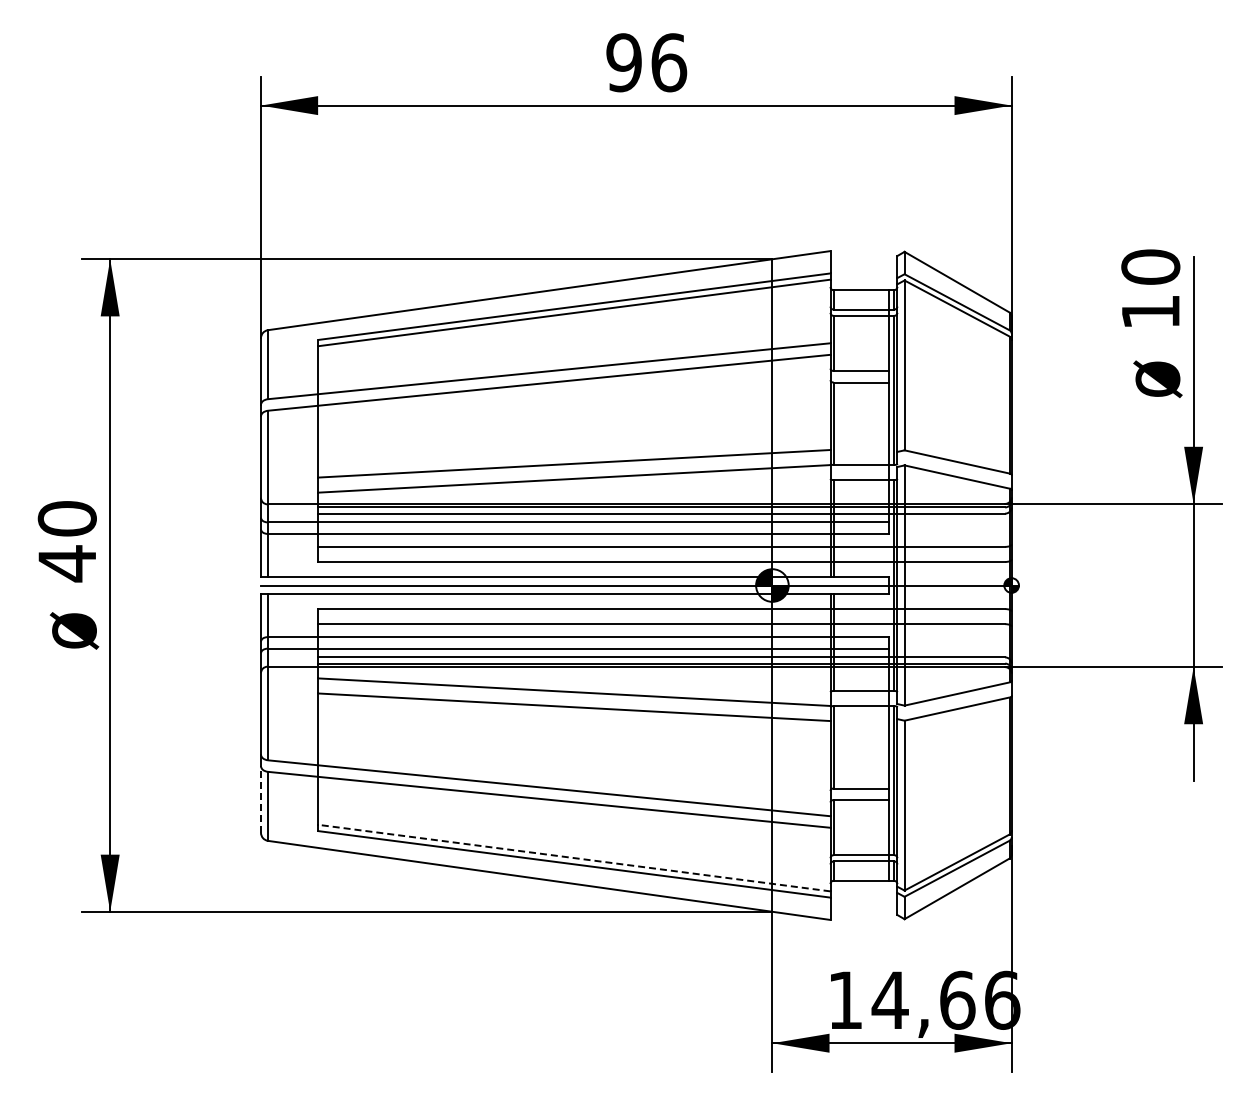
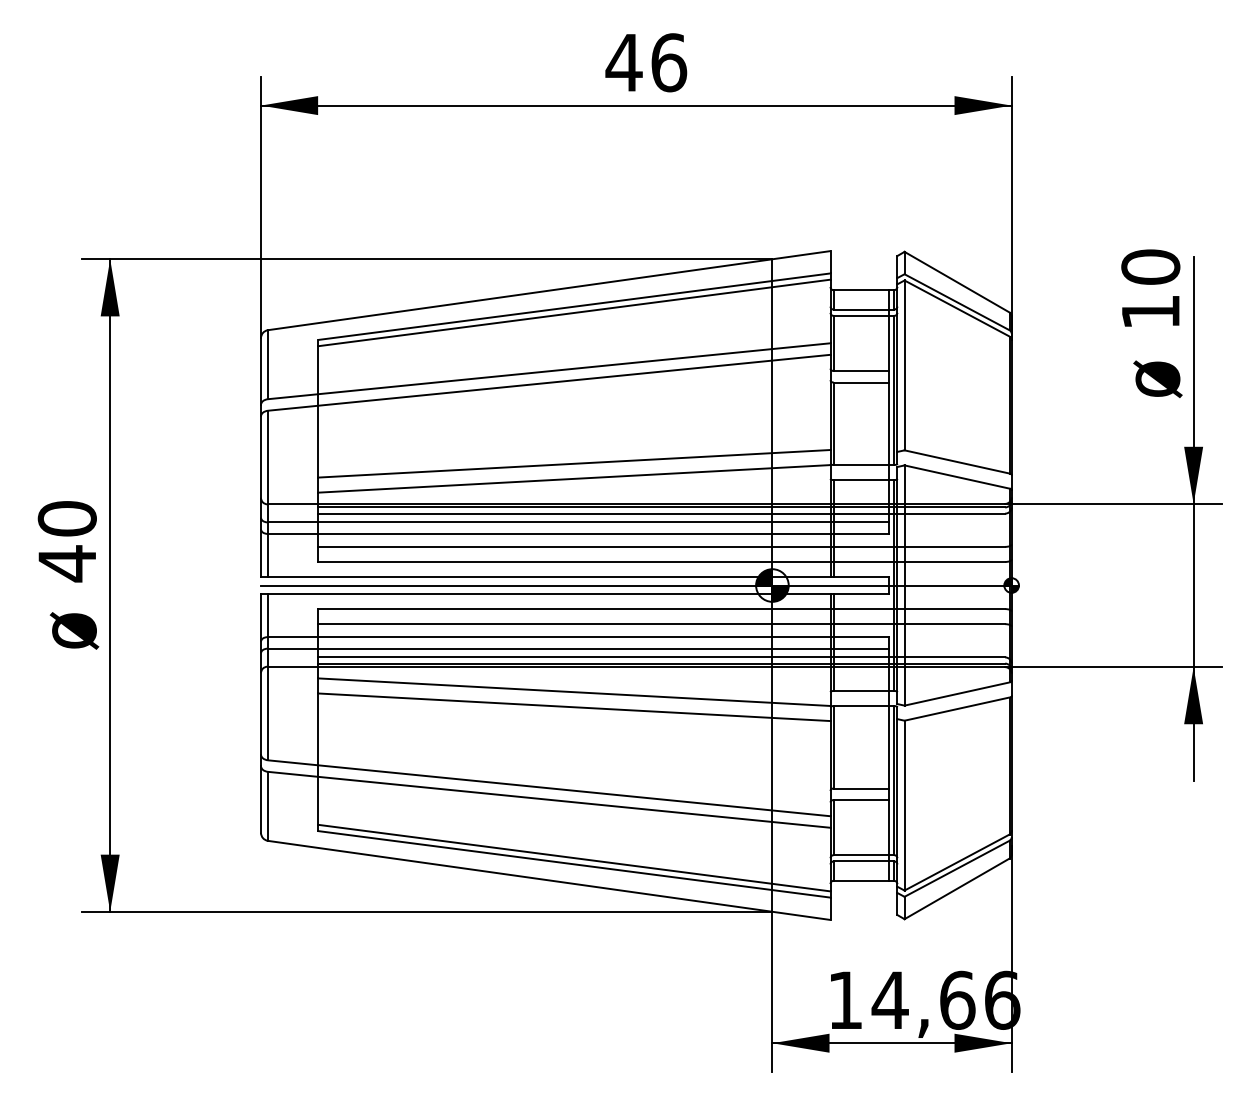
text: 96 -> 46 (623, 62)
line: dashed -> solid (261, 798)
line: dashed -> solid (573, 858)
